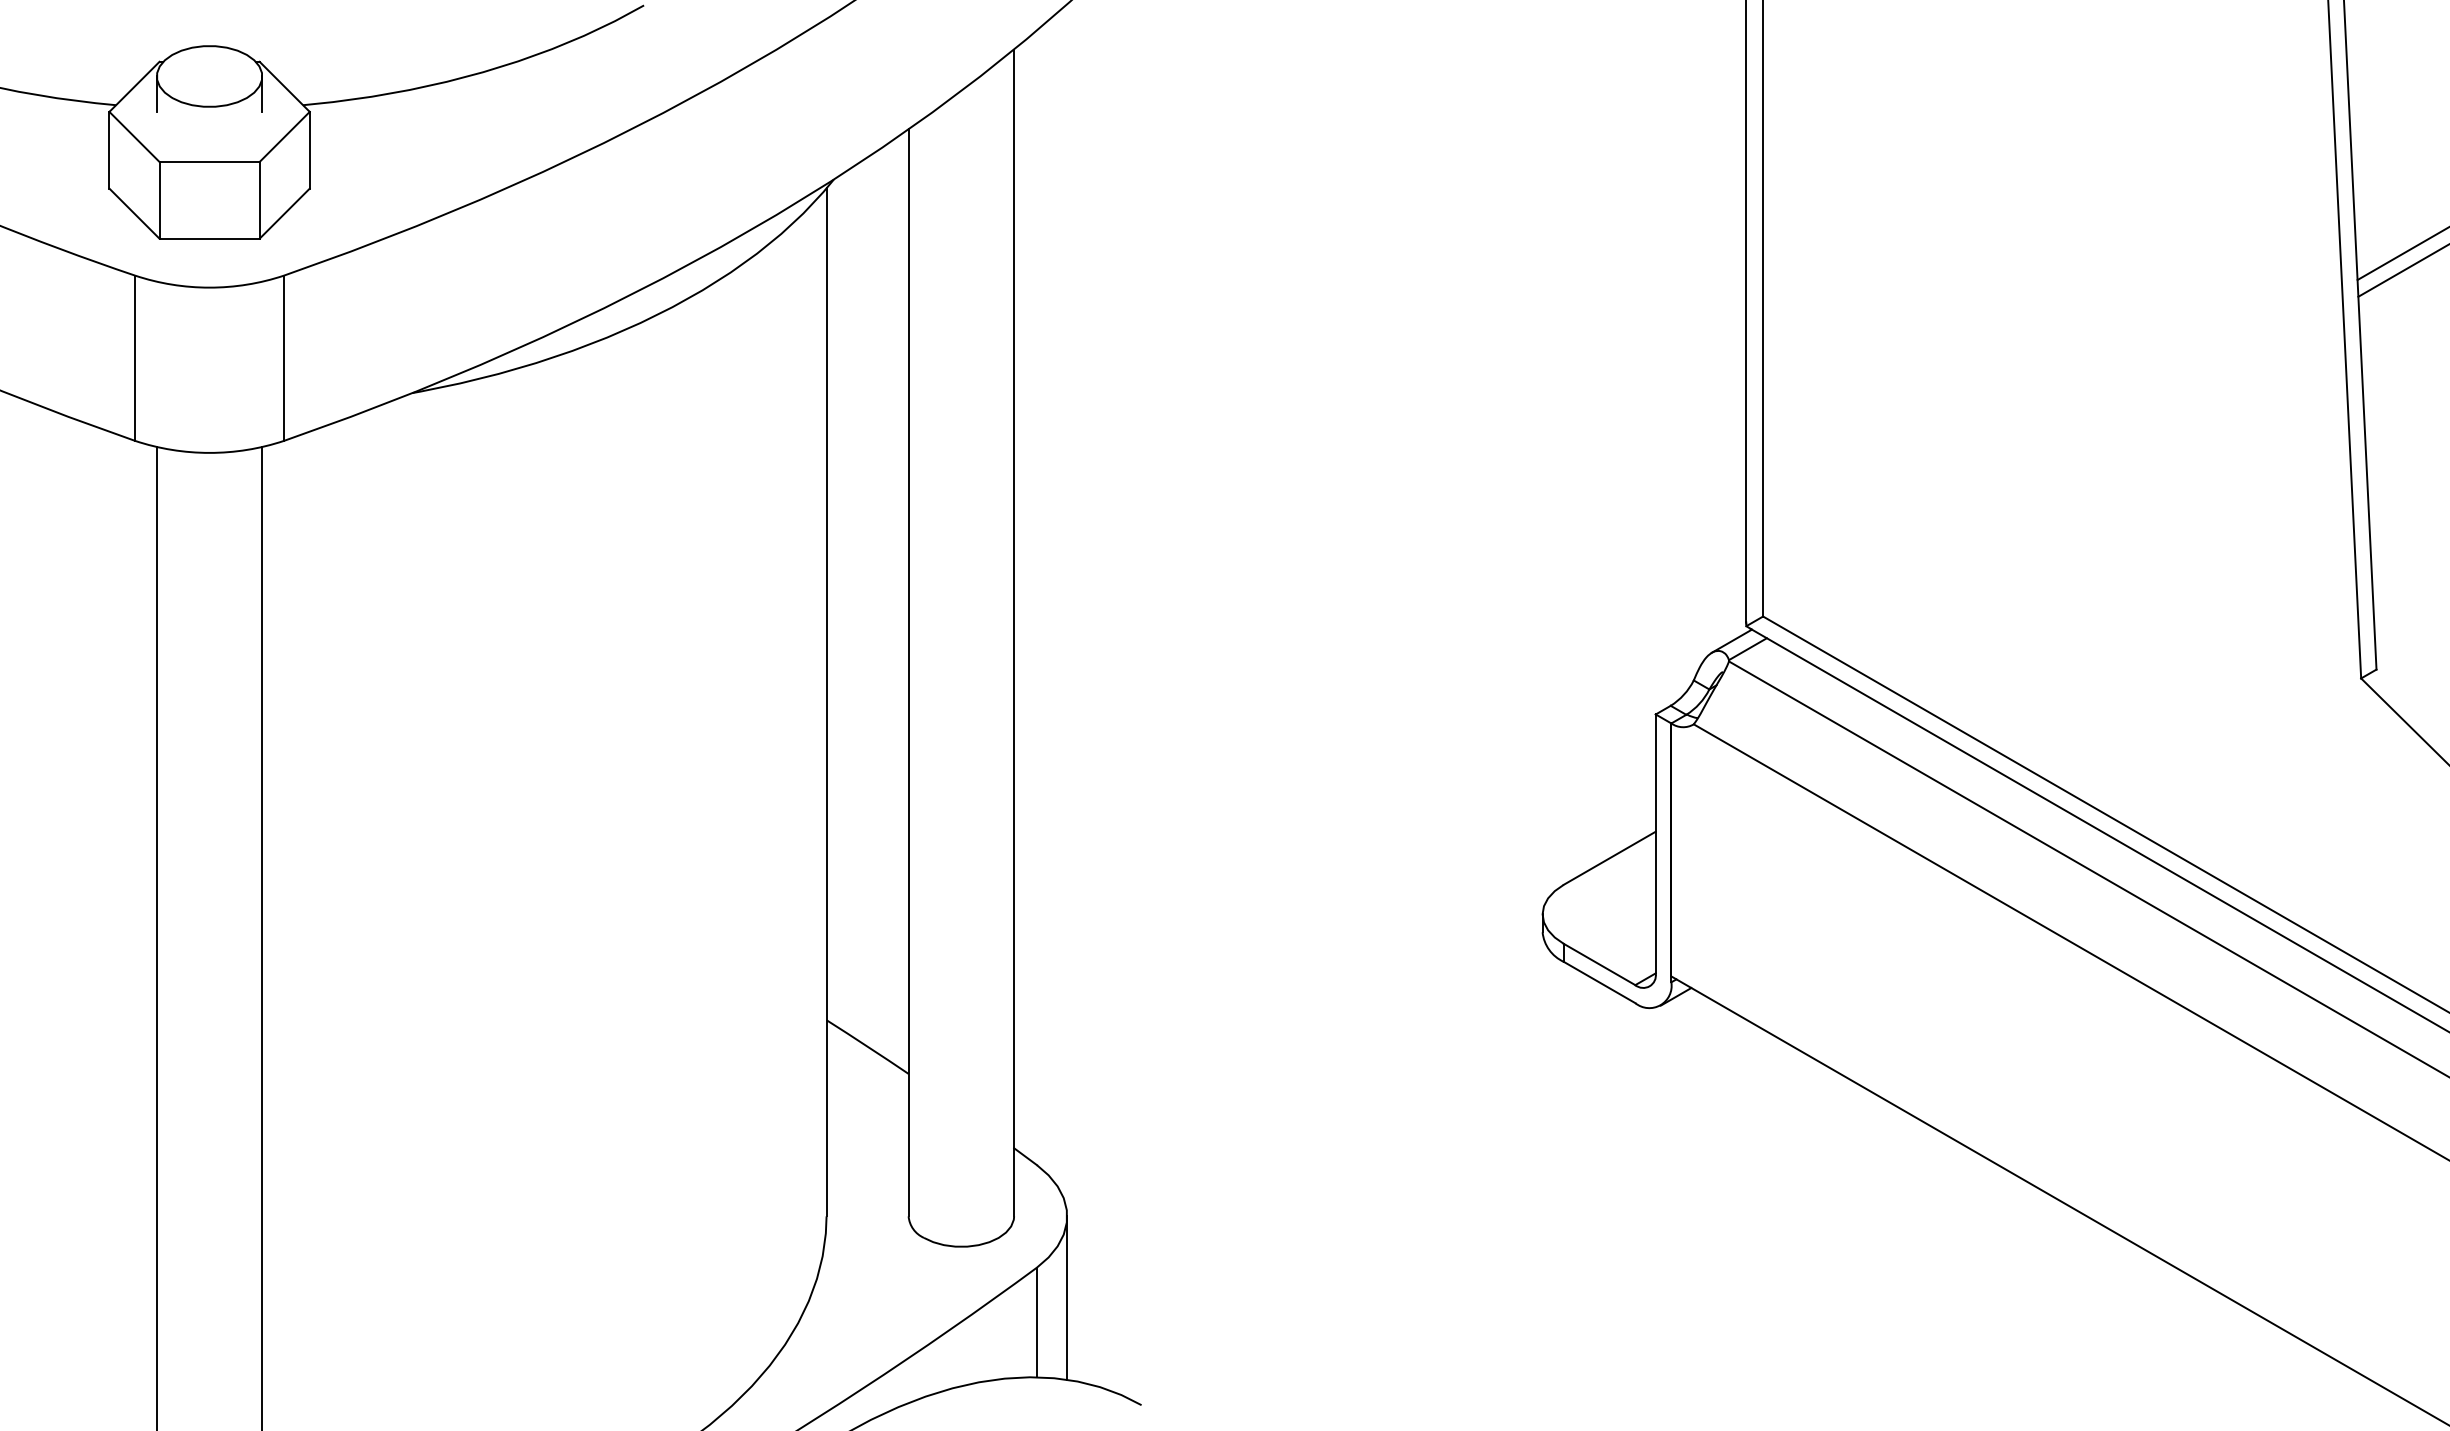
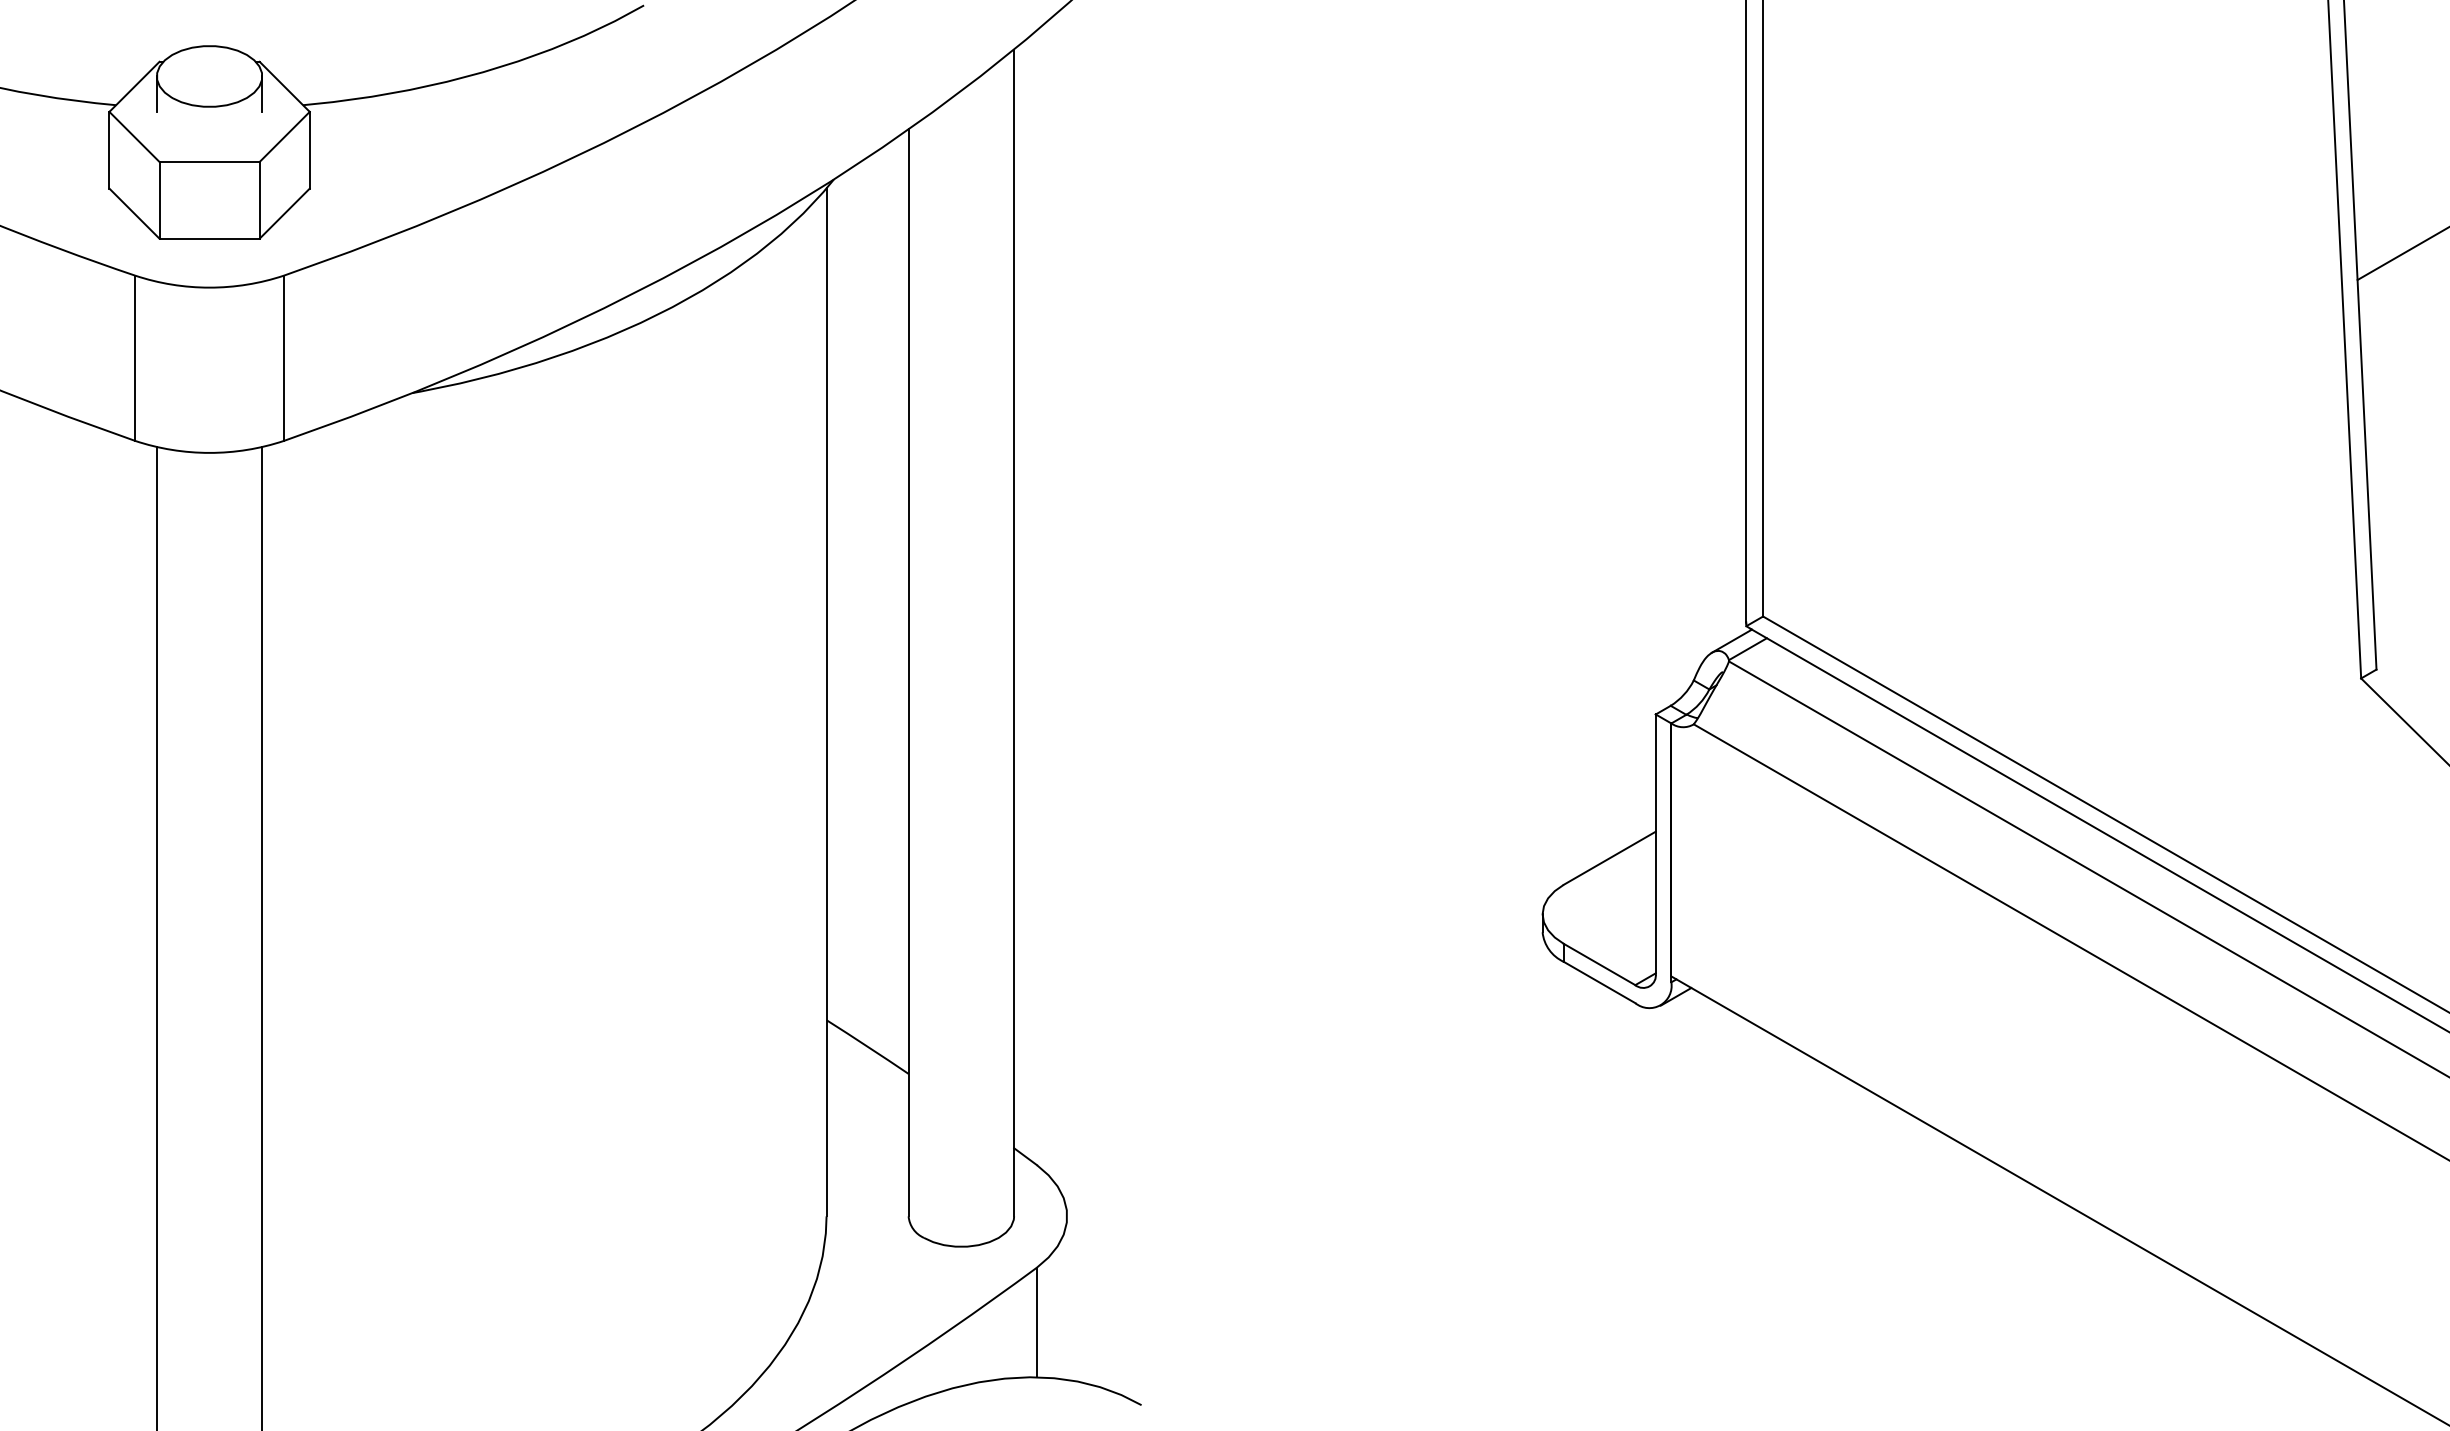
line: present -> none (2402, 270)
line: present -> none (1067, 1297)
